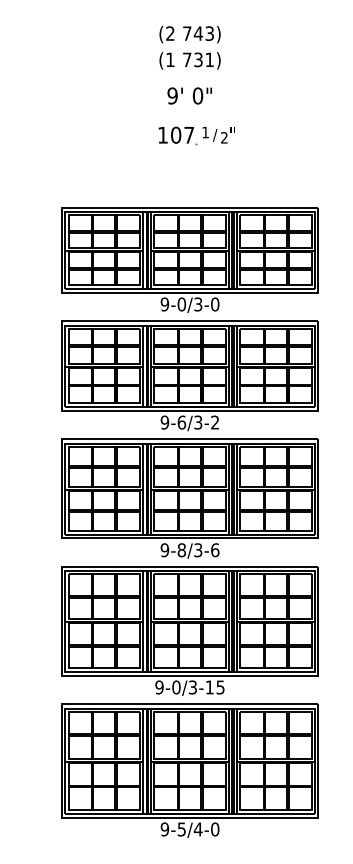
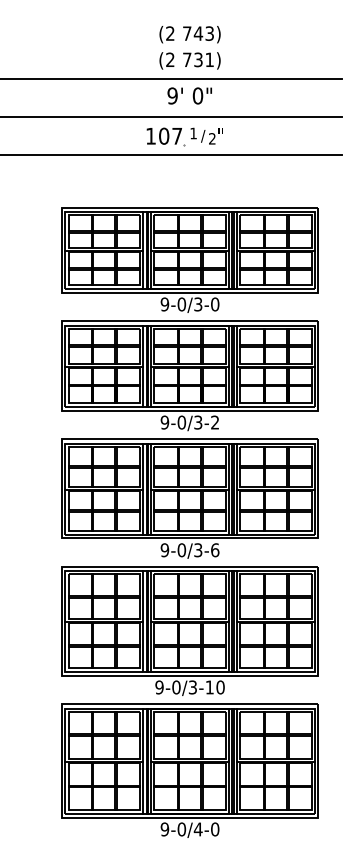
text: (1 -> (2 (170, 59)
line: none -> present (172, 79)
line: none -> present (172, 117)
part position: (196, 135) -> (184, 136) (184, 136)
line: none -> present (172, 155)
text: 9-6/3-2 -> 9-0/3-2 (181, 422)
text: 9-8/3-6 -> 9-0/3-6 (181, 549)
text: 9-0/3-15 -> 9-0/3-10 (220, 687)
text: 9-5/4-0 -> 9-0/4-0 (181, 829)
